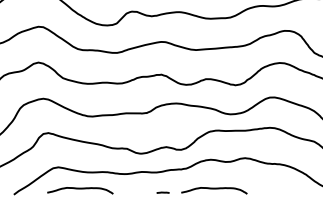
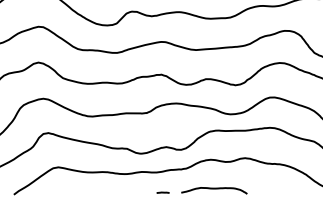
curve: present -> none (80, 189)
